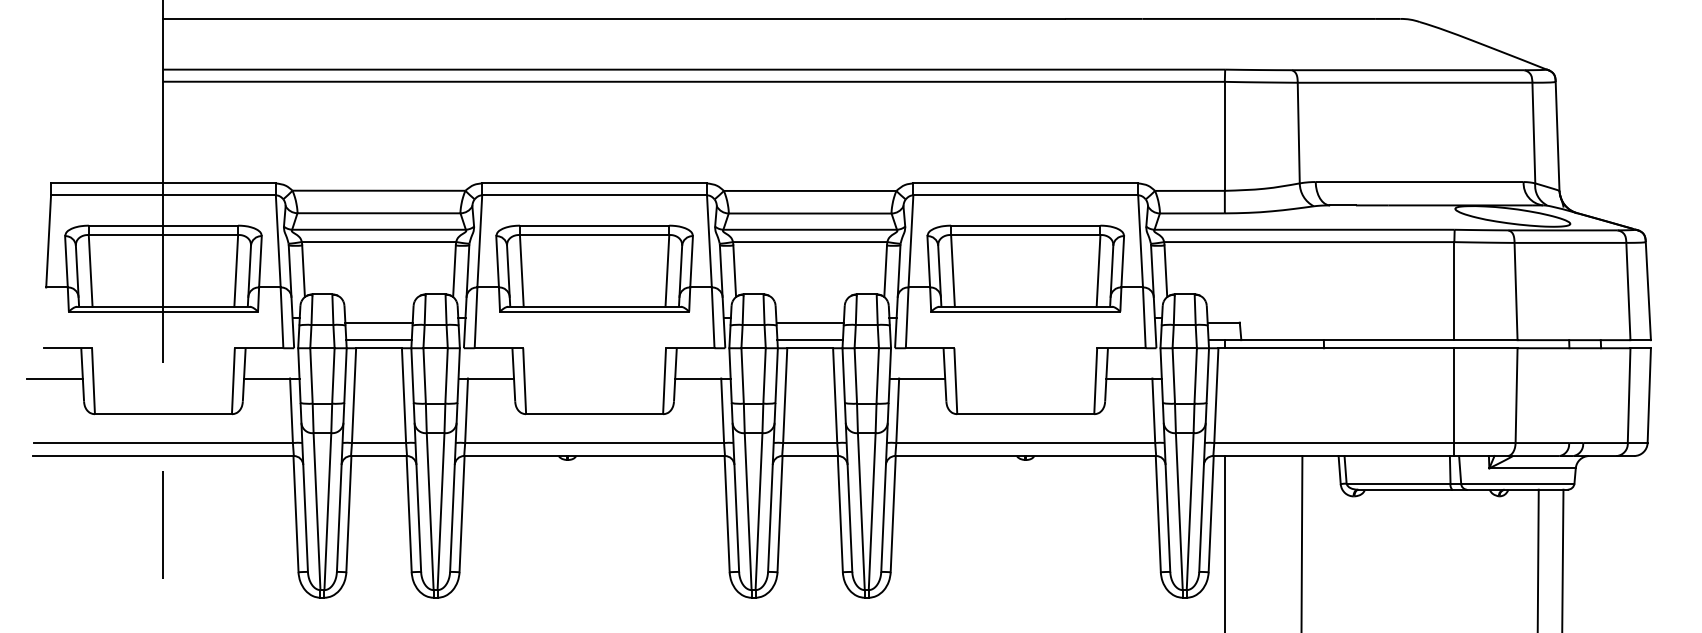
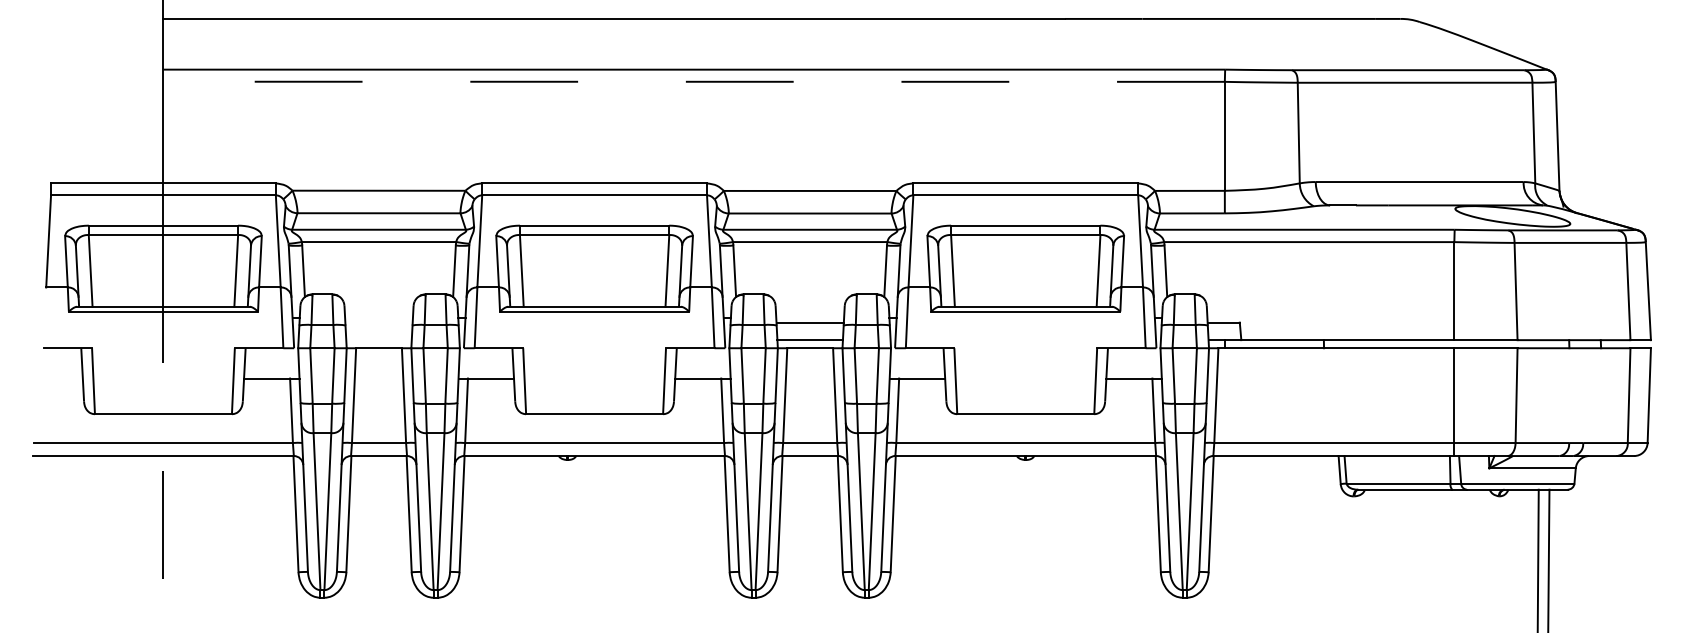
line: solid -> dashed (694, 81)
line: present -> none (378, 322)
line: present -> none (378, 340)
line: present -> none (54, 378)
line: present -> none (1224, 542)
line: present -> none (1301, 542)
line position: (1562, 559) -> (1548, 559) (1548, 559)
